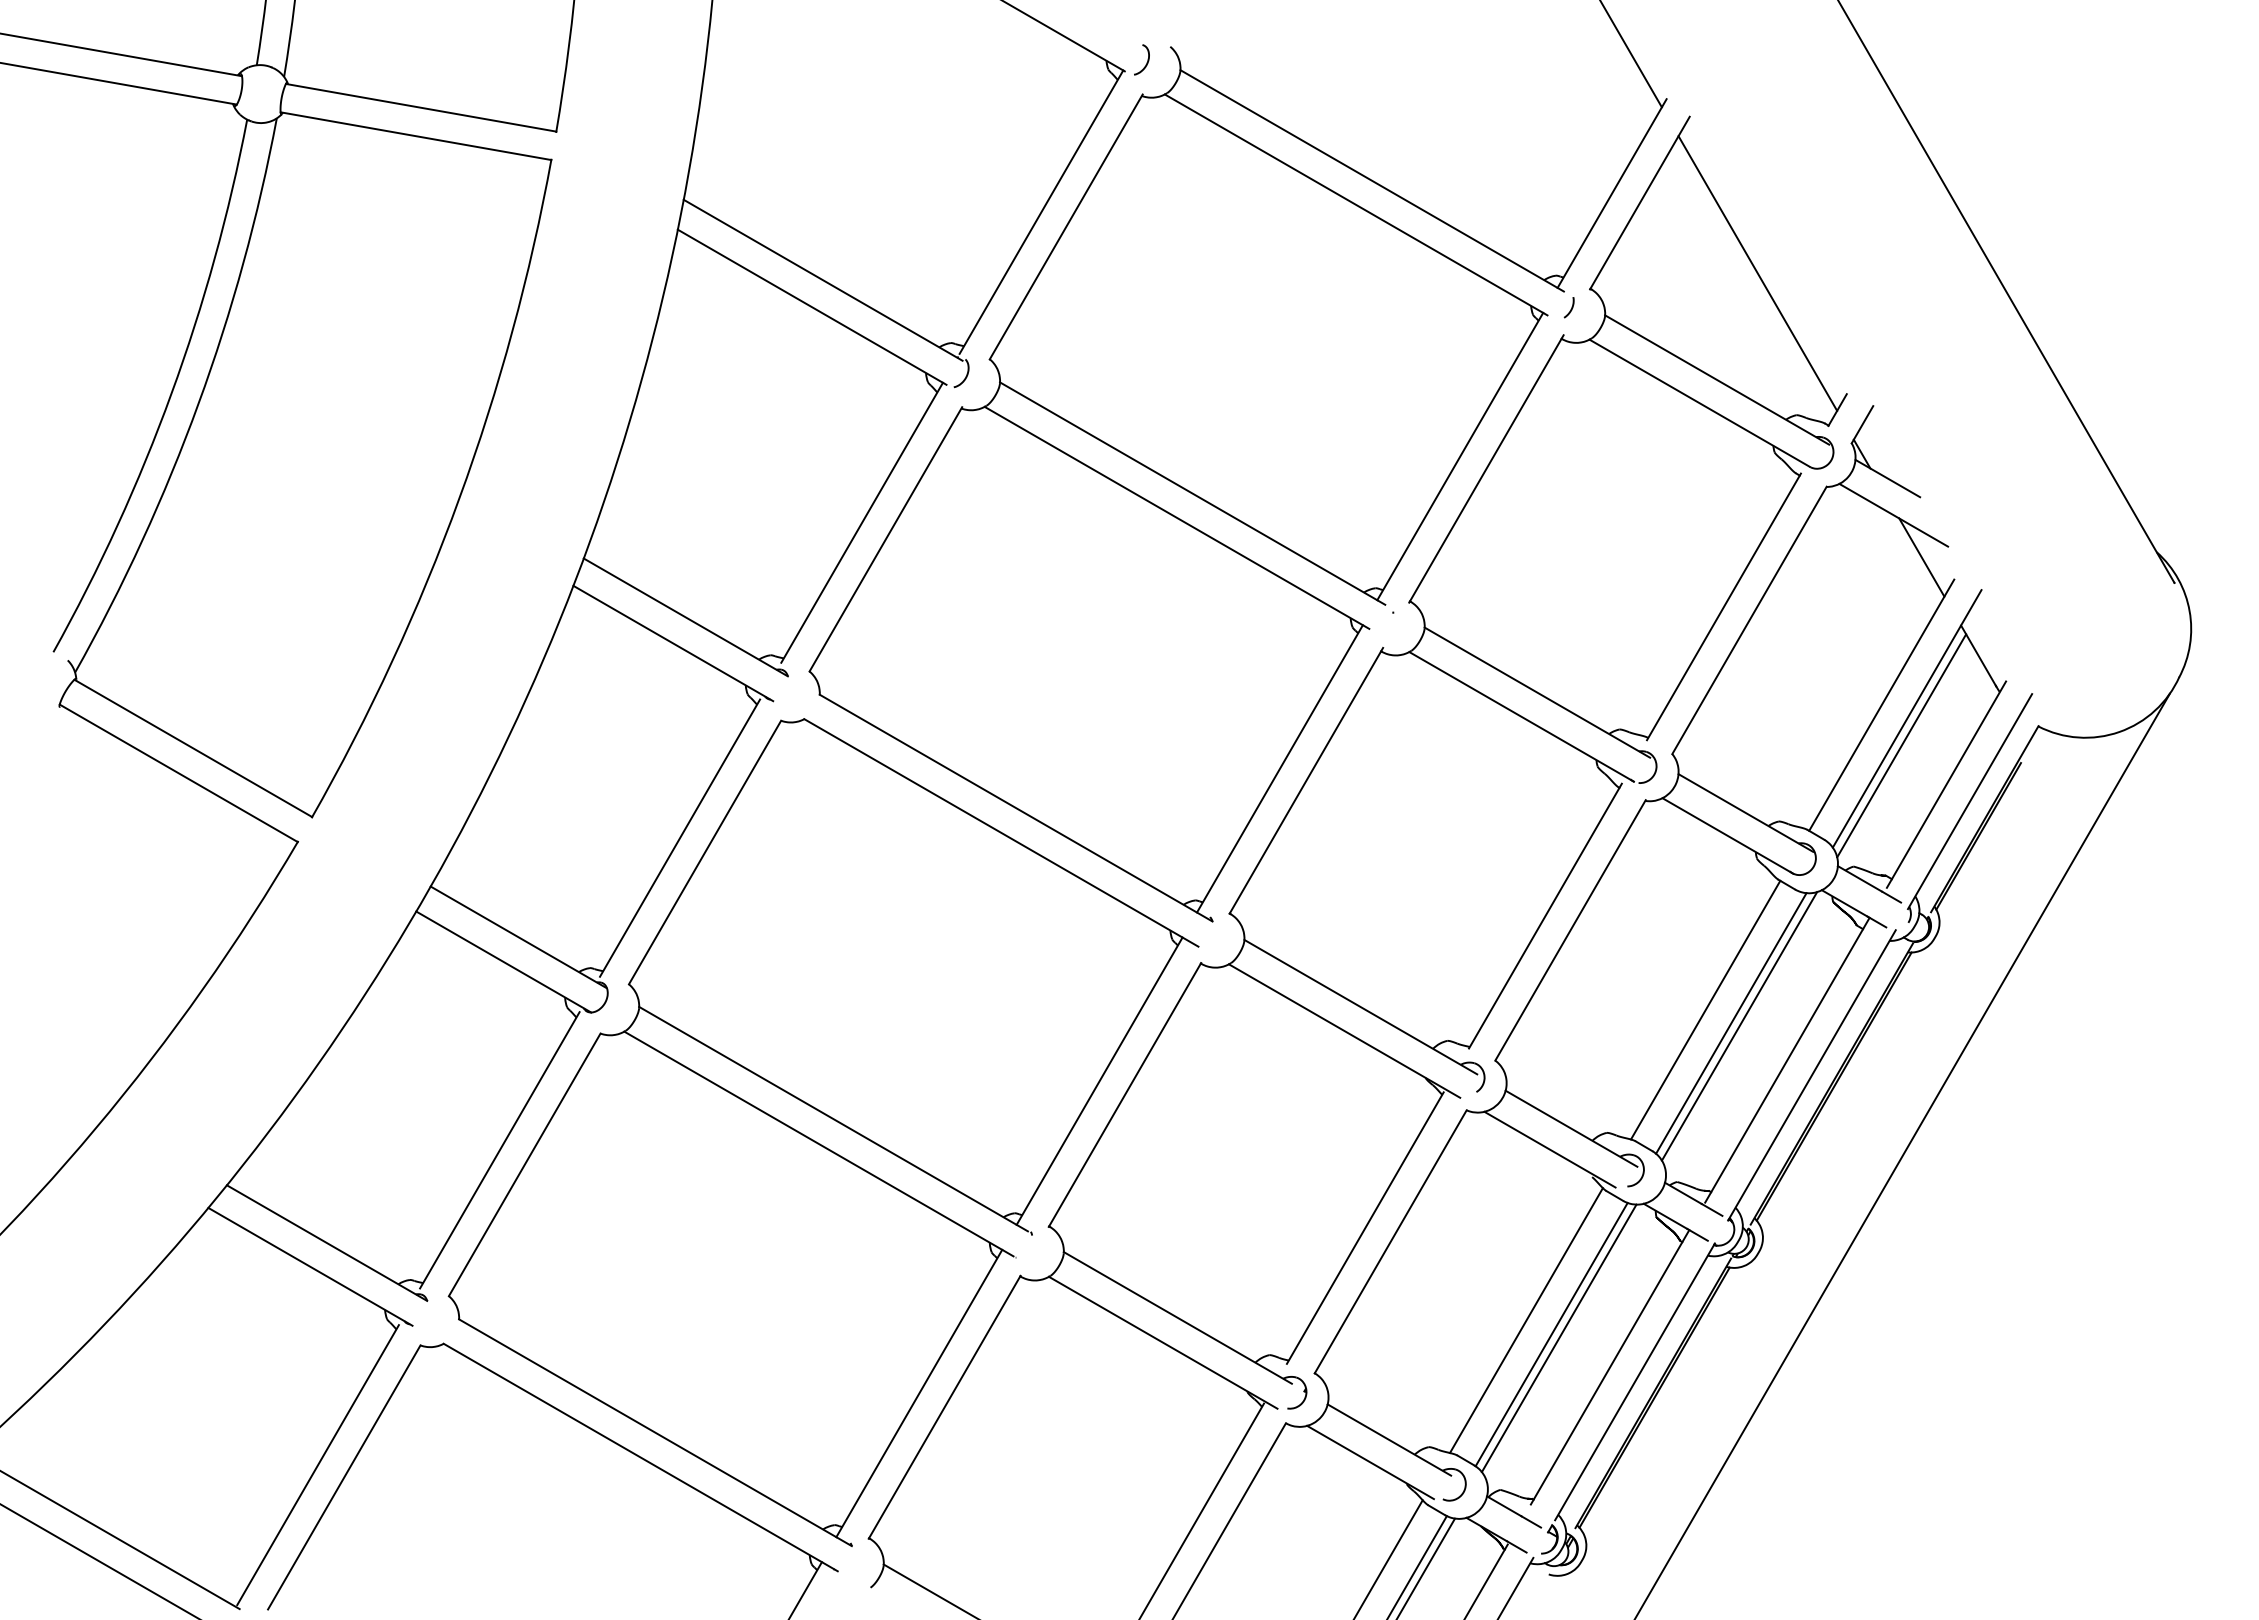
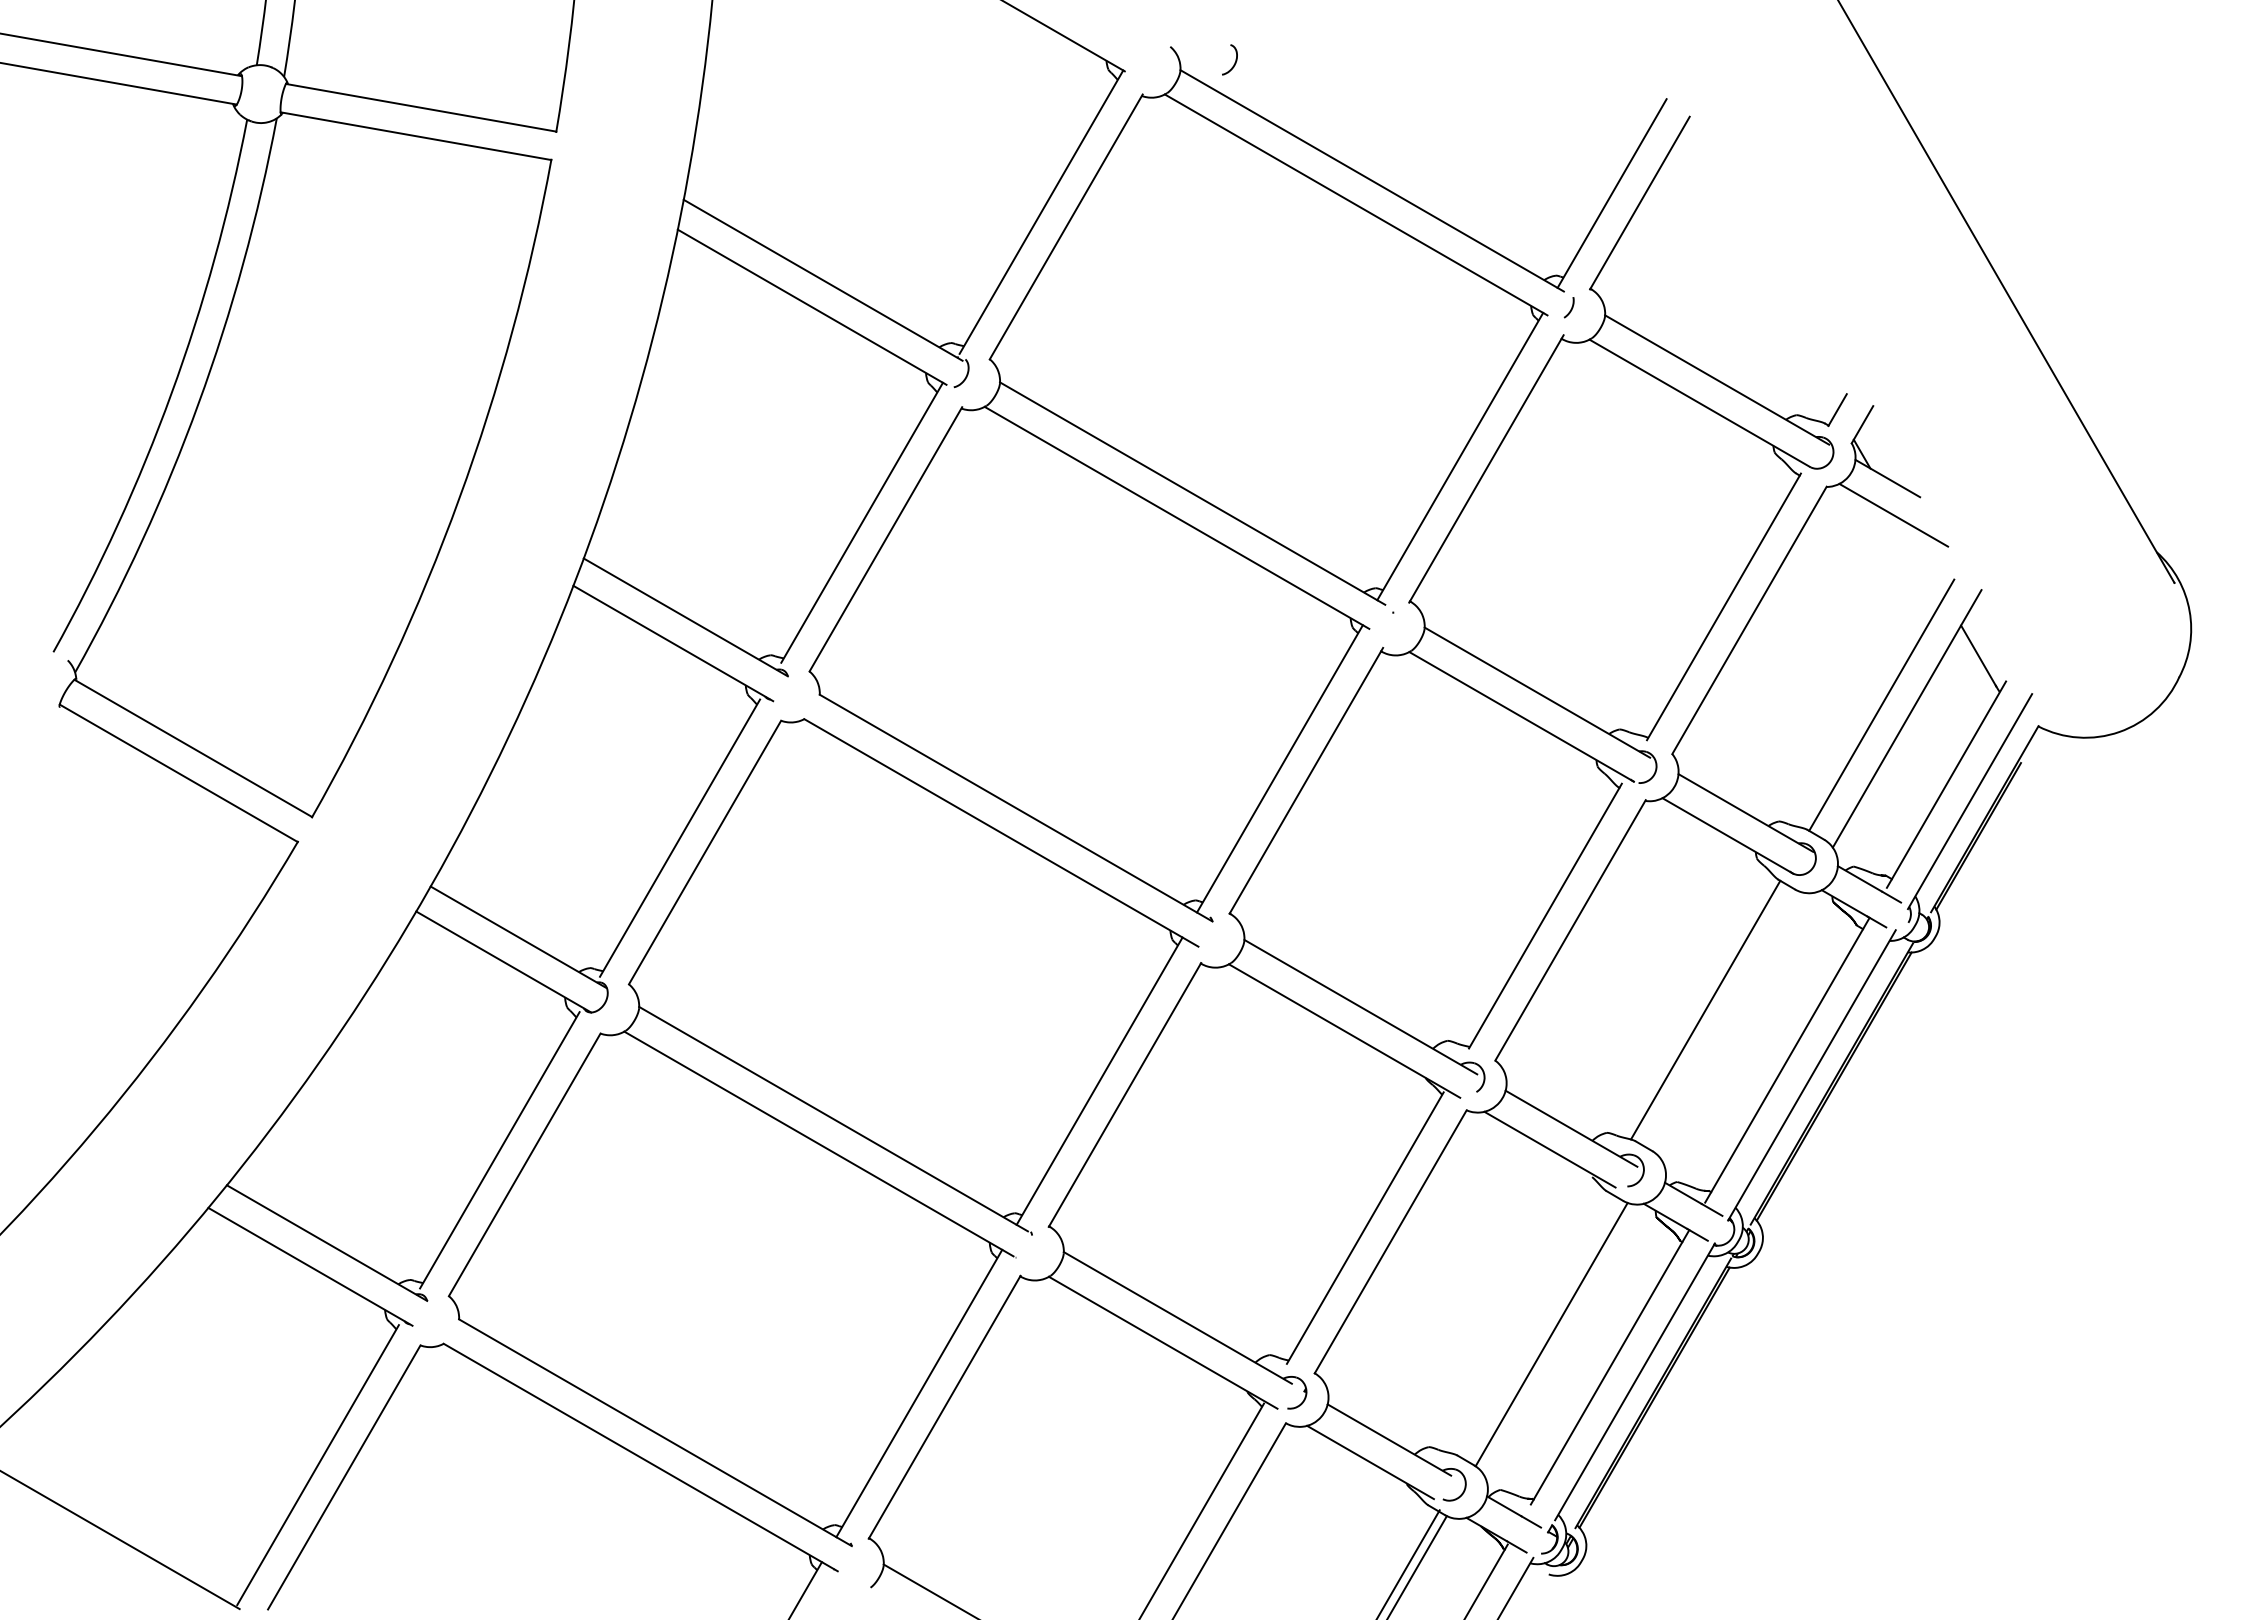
line: present -> none (1631, 54)
curve position: (1146, 62) -> (1234, 62) (1234, 62)
line: present -> none (1757, 273)
line: present -> none (1921, 557)
line: present -> none (1901, 745)
line: present -> none (1731, 1023)
line: present -> none (1739, 1026)
line: present -> none (1902, 1154)
line: present -> none (1526, 1320)
line: present -> none (1558, 1338)
line position: (1388, 1558) -> (1408, 1563) (1408, 1563)
line: present -> none (98, 1560)
line: present -> none (1426, 1567)
